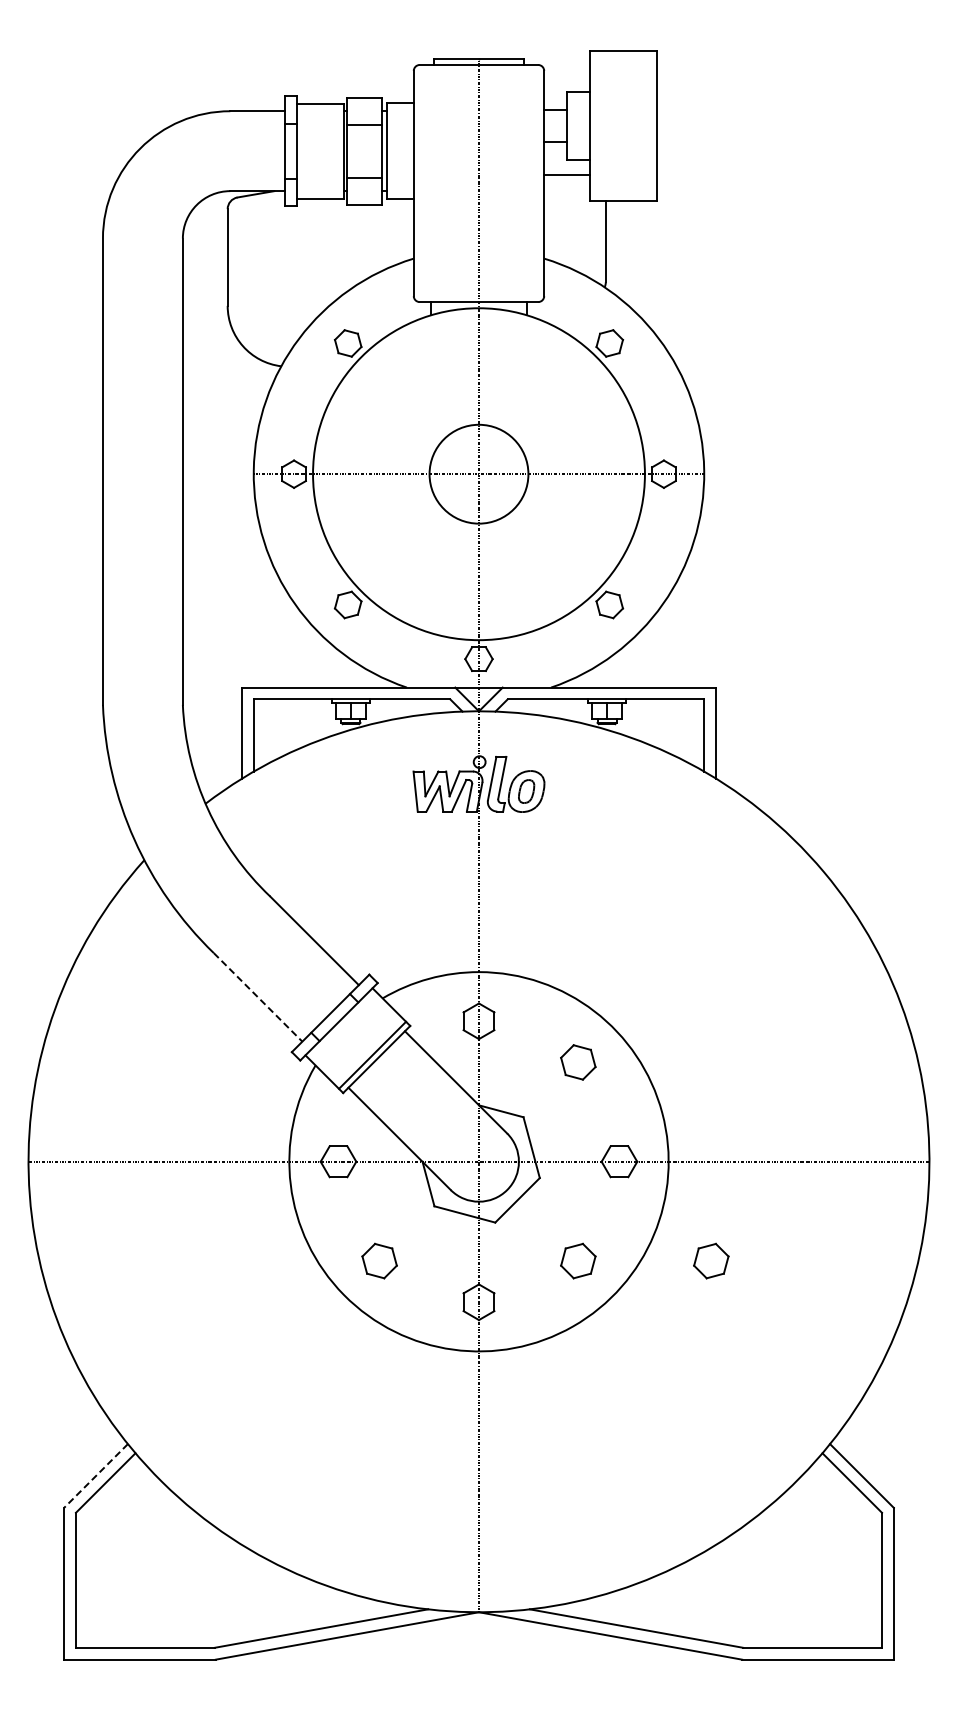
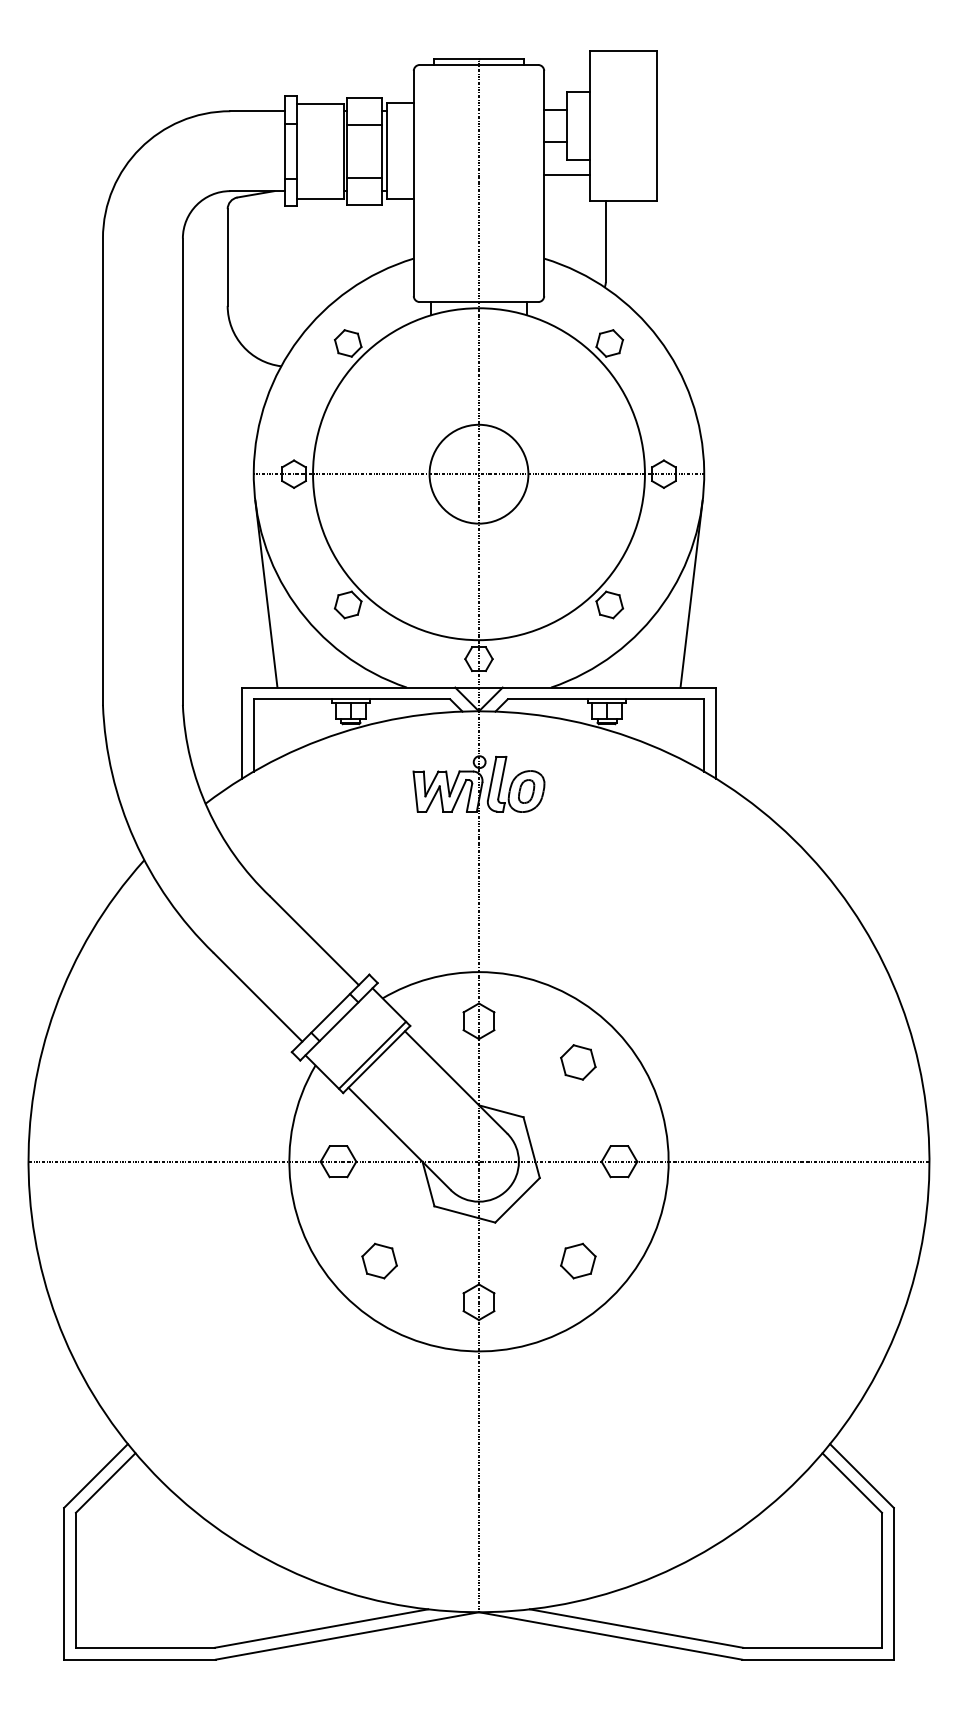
line: none -> present (266, 593)
line: none -> present (691, 593)
line: dashed -> solid (258, 997)
part: present -> none (711, 1260)
line: dashed -> solid (95, 1476)
